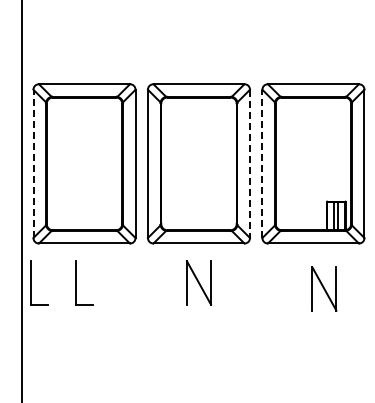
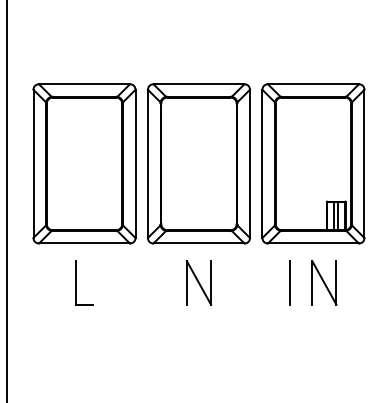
line: dashed -> solid (33, 163)
line: dashed -> solid (262, 163)
line: dashed -> solid (249, 164)
line position: (22, 200) -> (7, 200) (7, 200)
part: present -> none (31, 282)
line: none -> present (290, 282)
part position: (324, 288) -> (324, 282) (324, 282)
